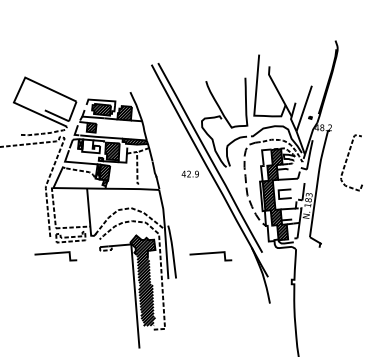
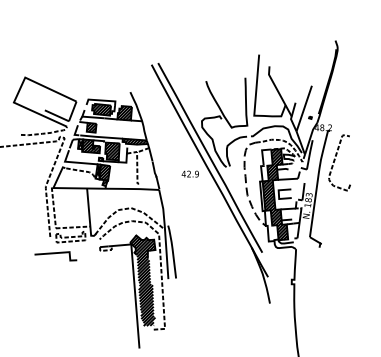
hatch: none -> present (90, 146)
curve position: (347, 160) -> (335, 160) (335, 160)
line: present -> none (209, 254)
